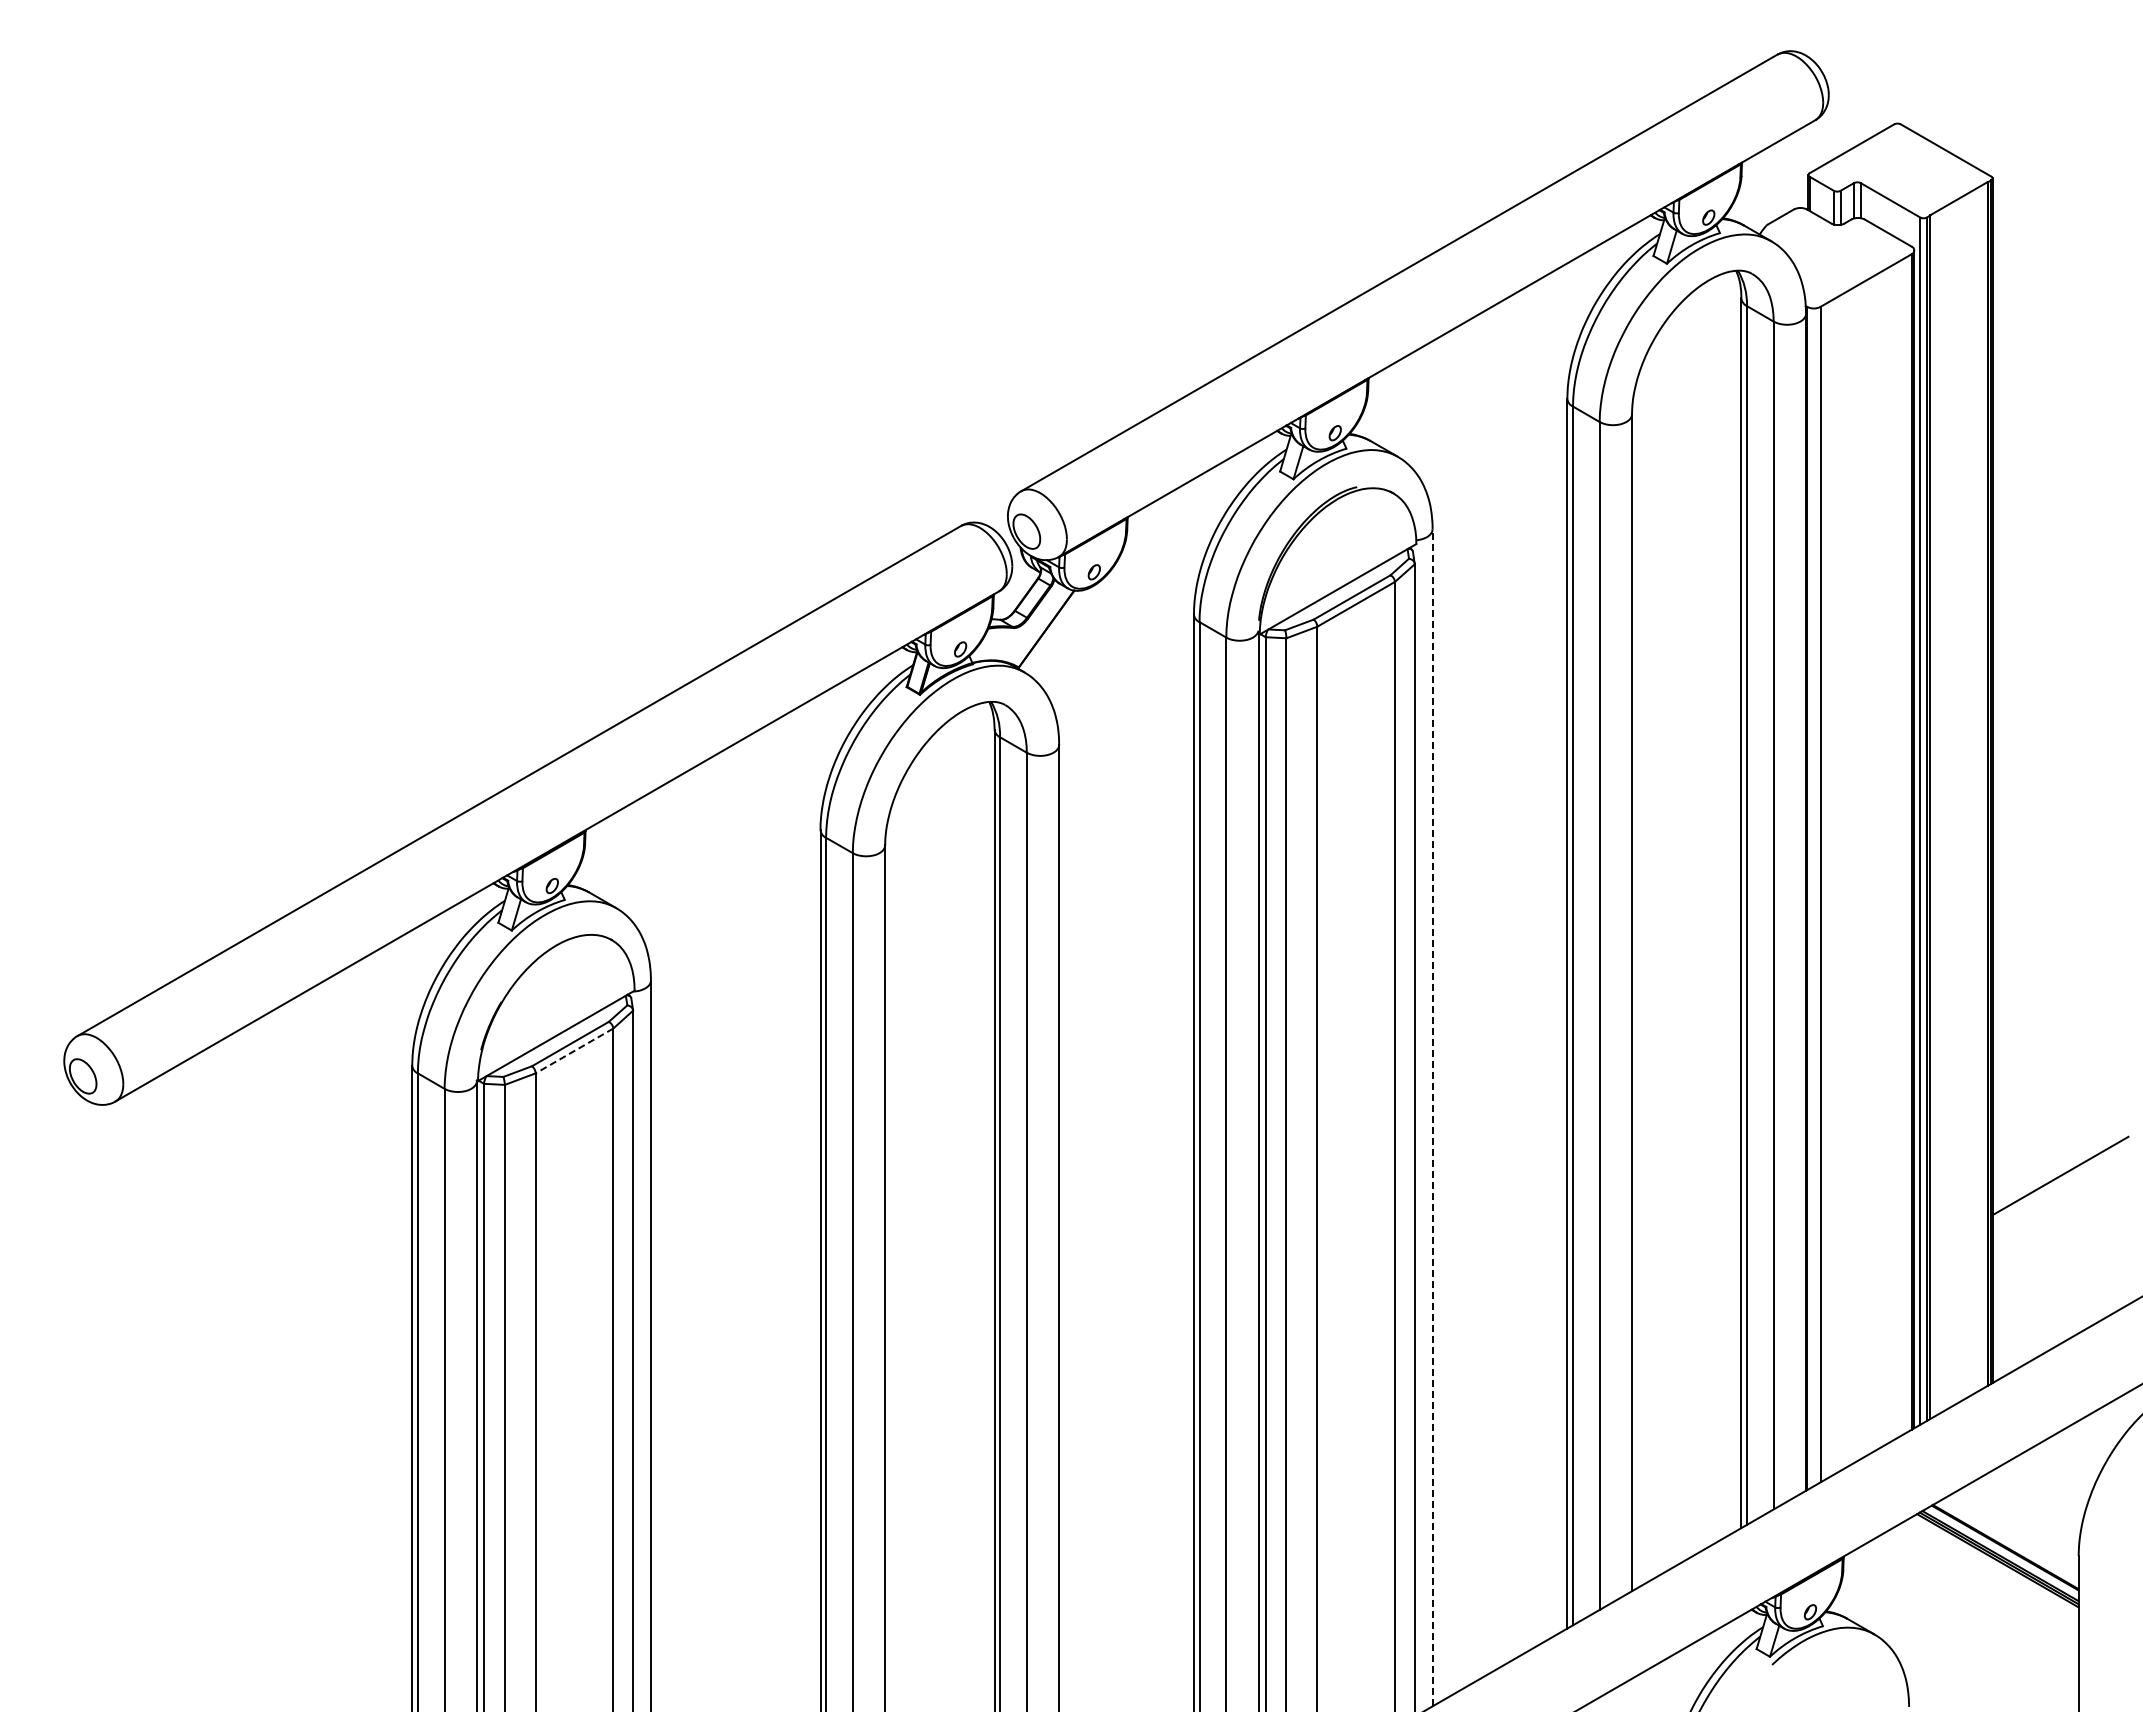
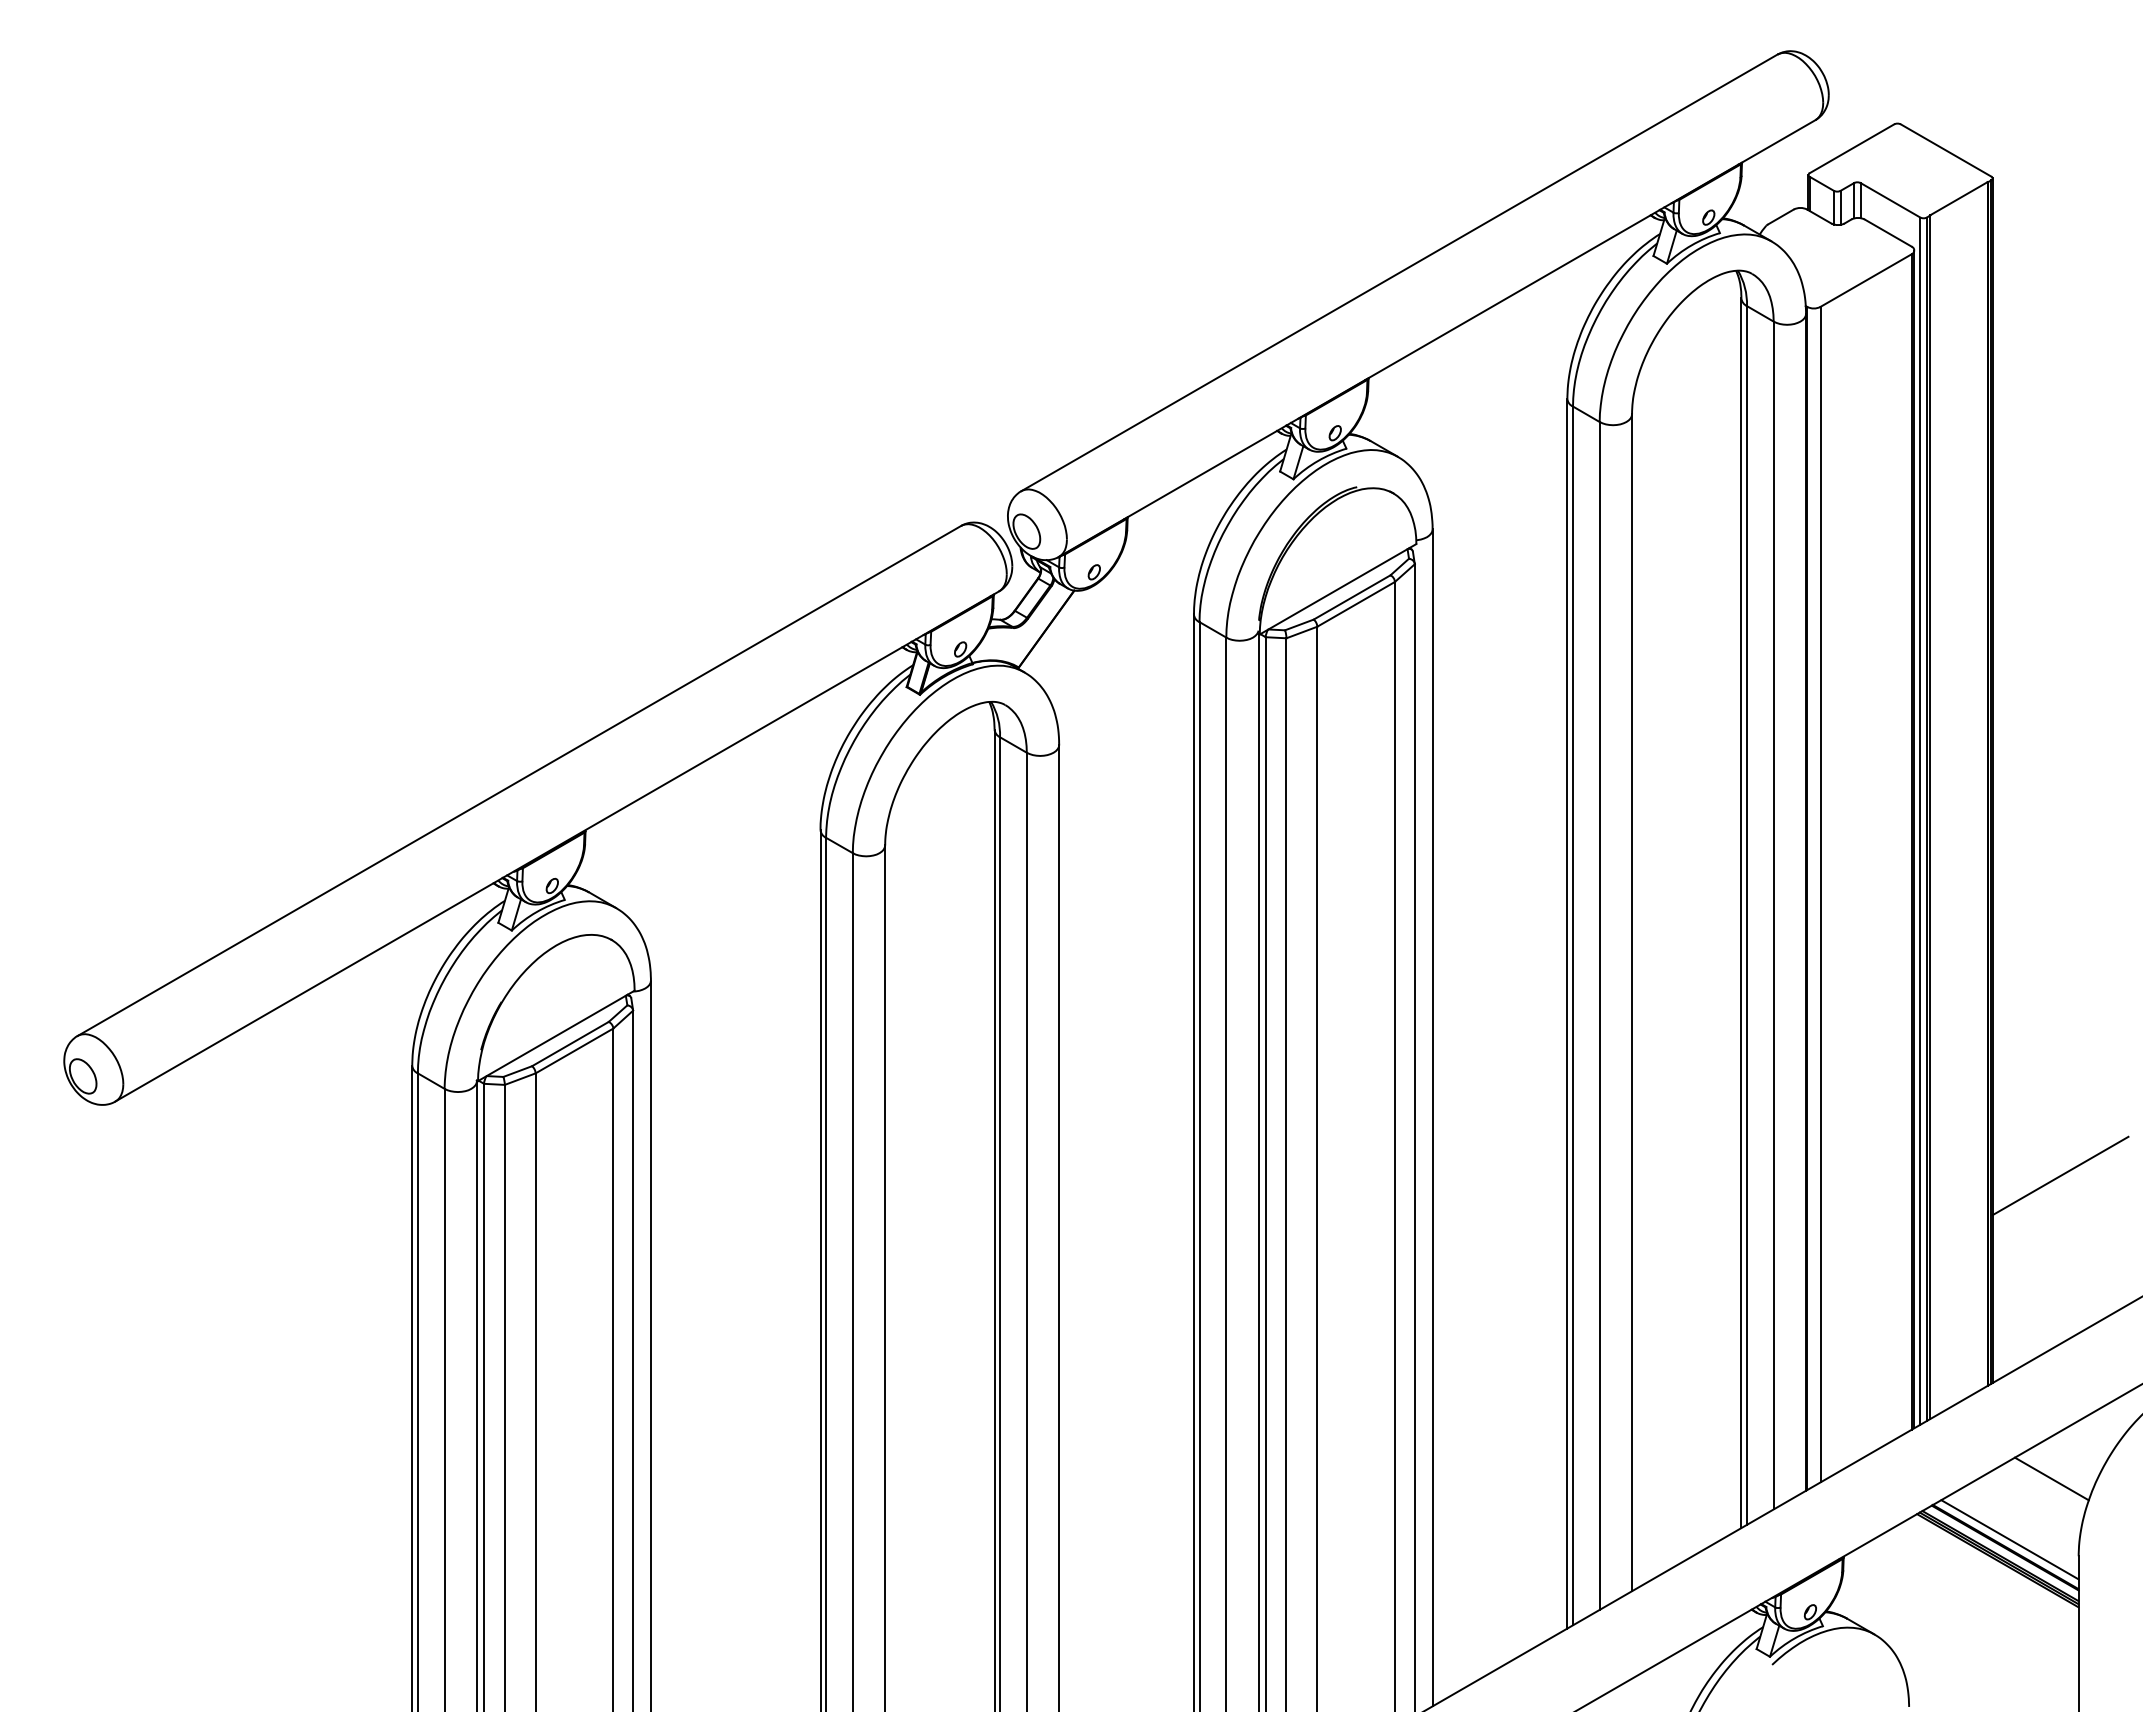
line: dashed -> solid (574, 1050)
line: dashed -> solid (1432, 1117)
line: none -> present (2051, 1478)
line: none -> present (2009, 1539)
